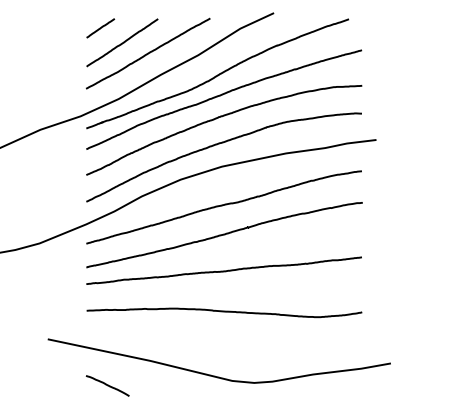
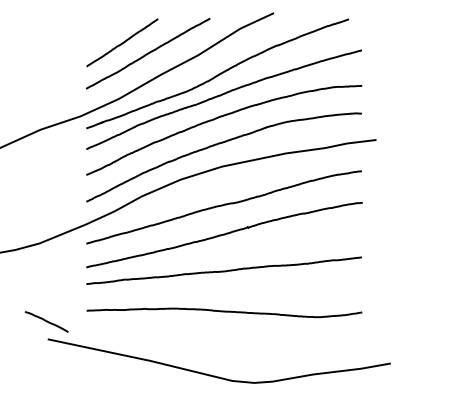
line: present -> none (100, 28)
curve position: (107, 385) -> (46, 321) (46, 321)
